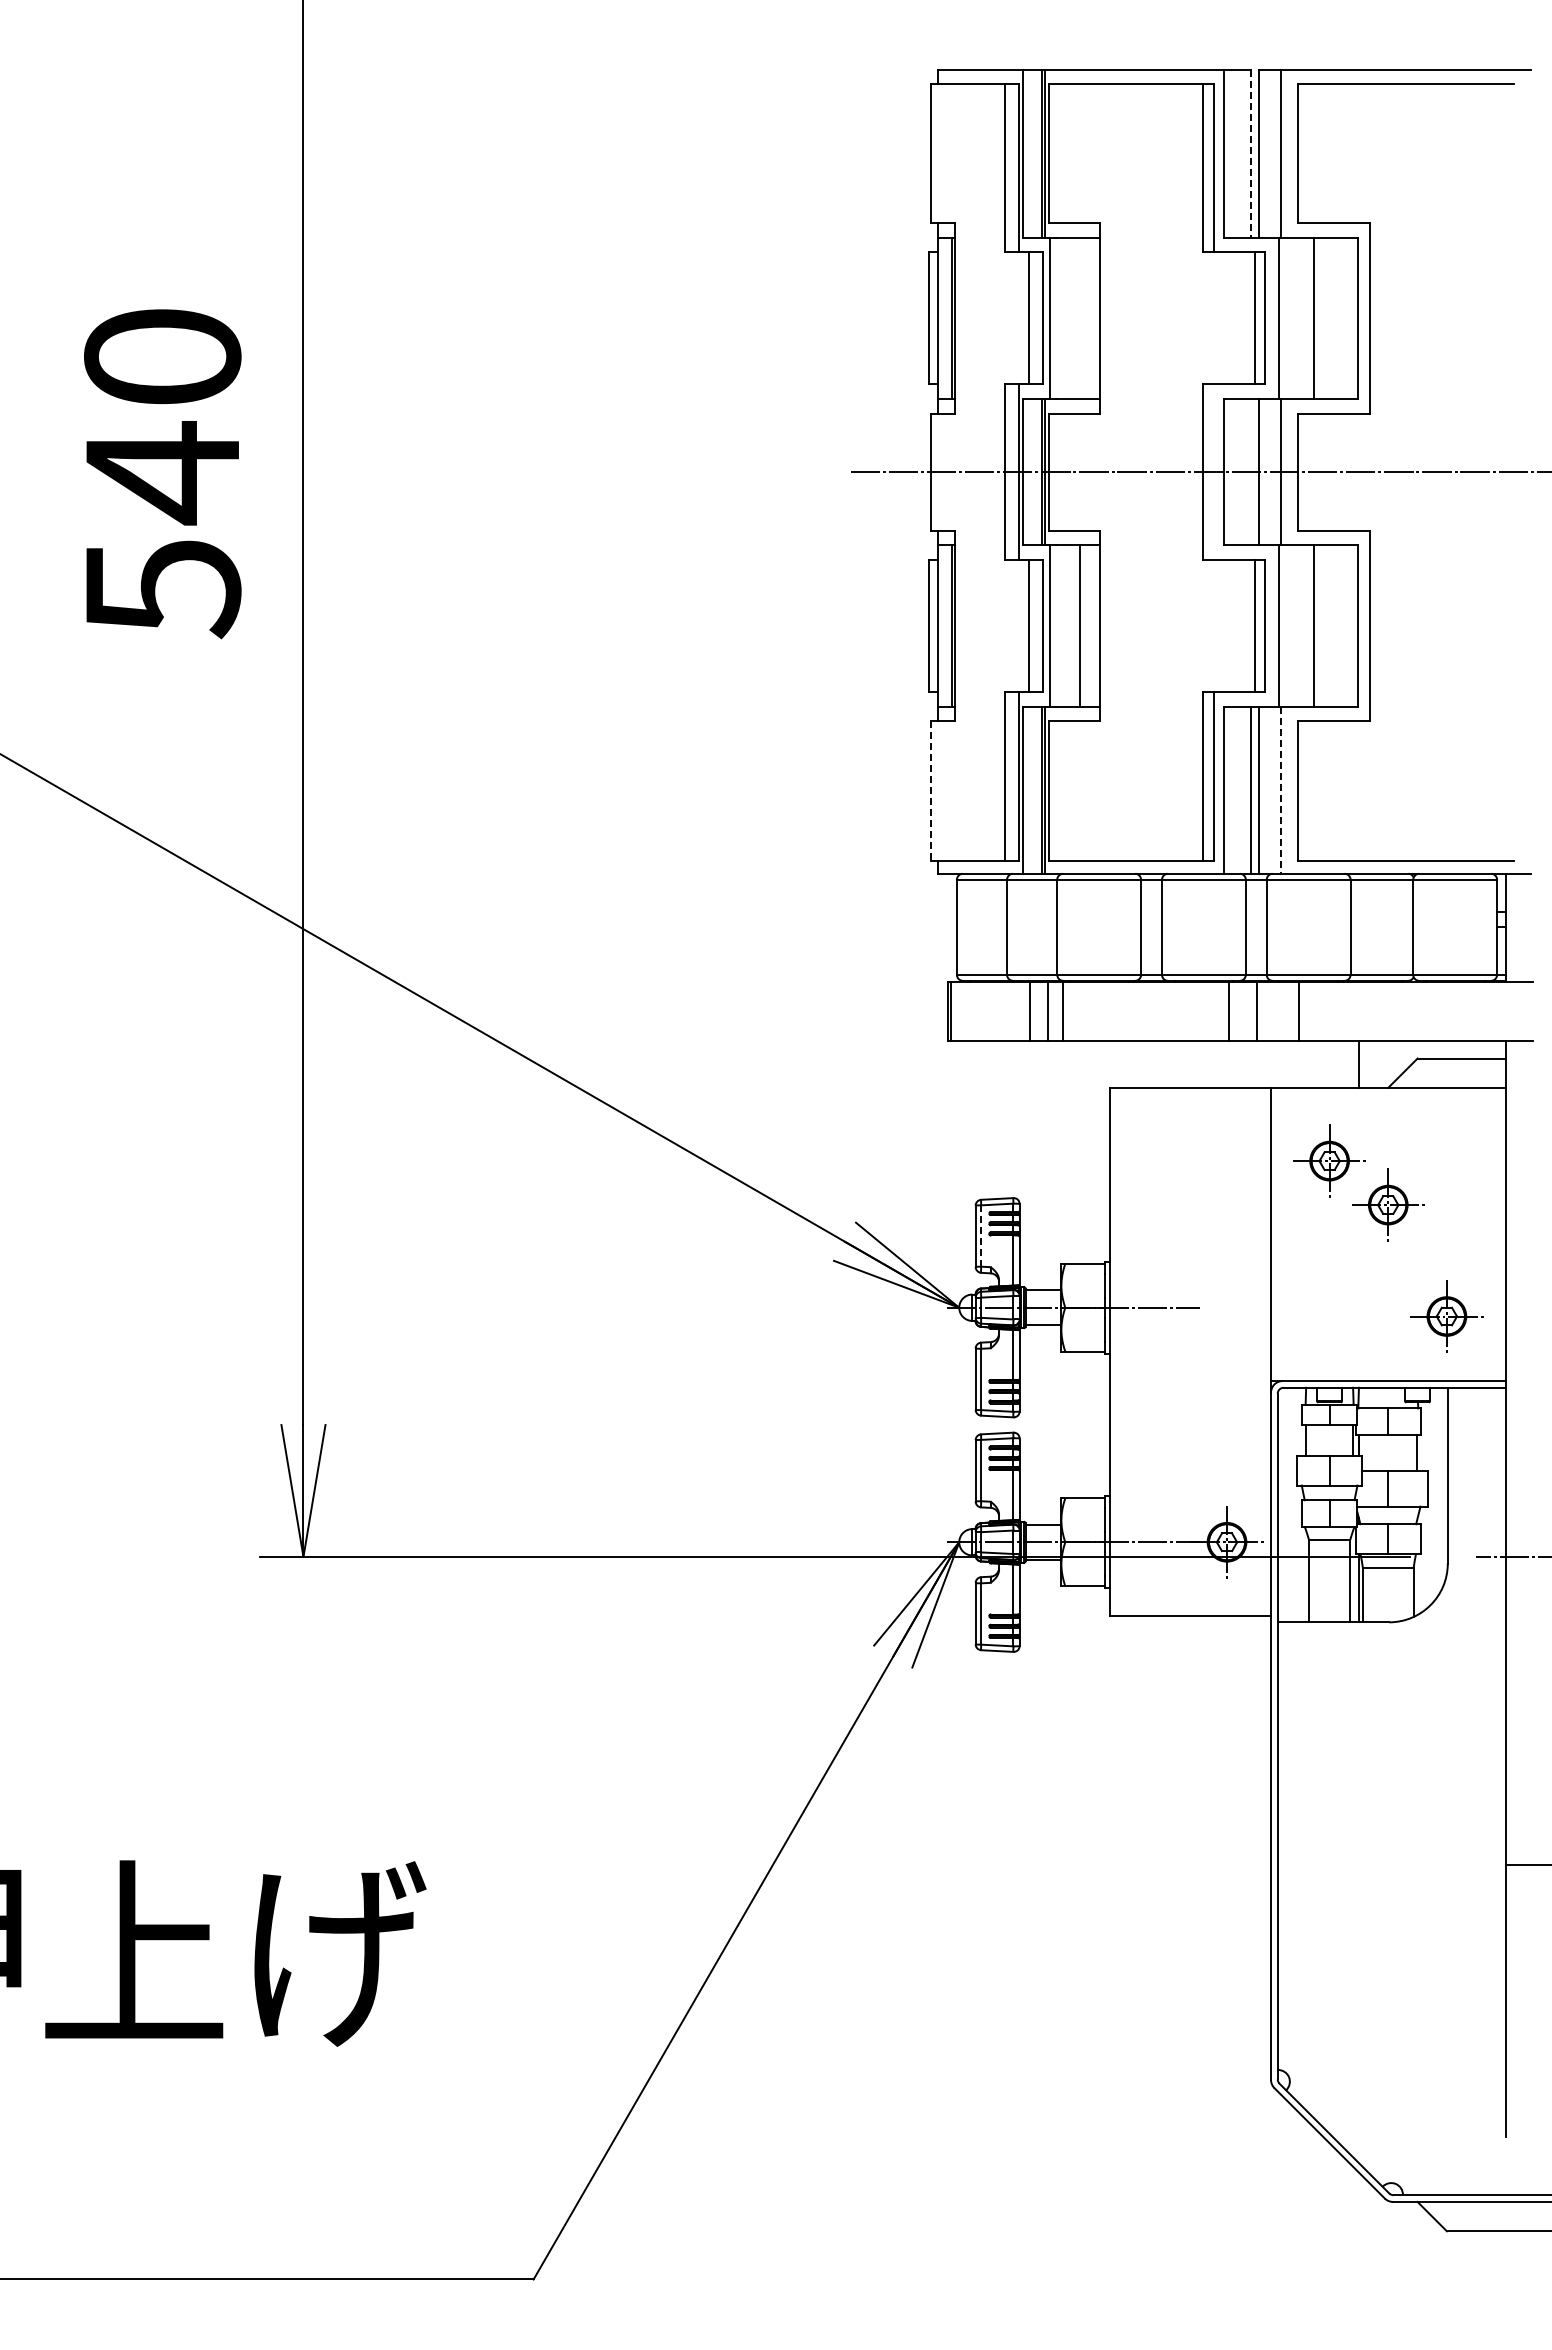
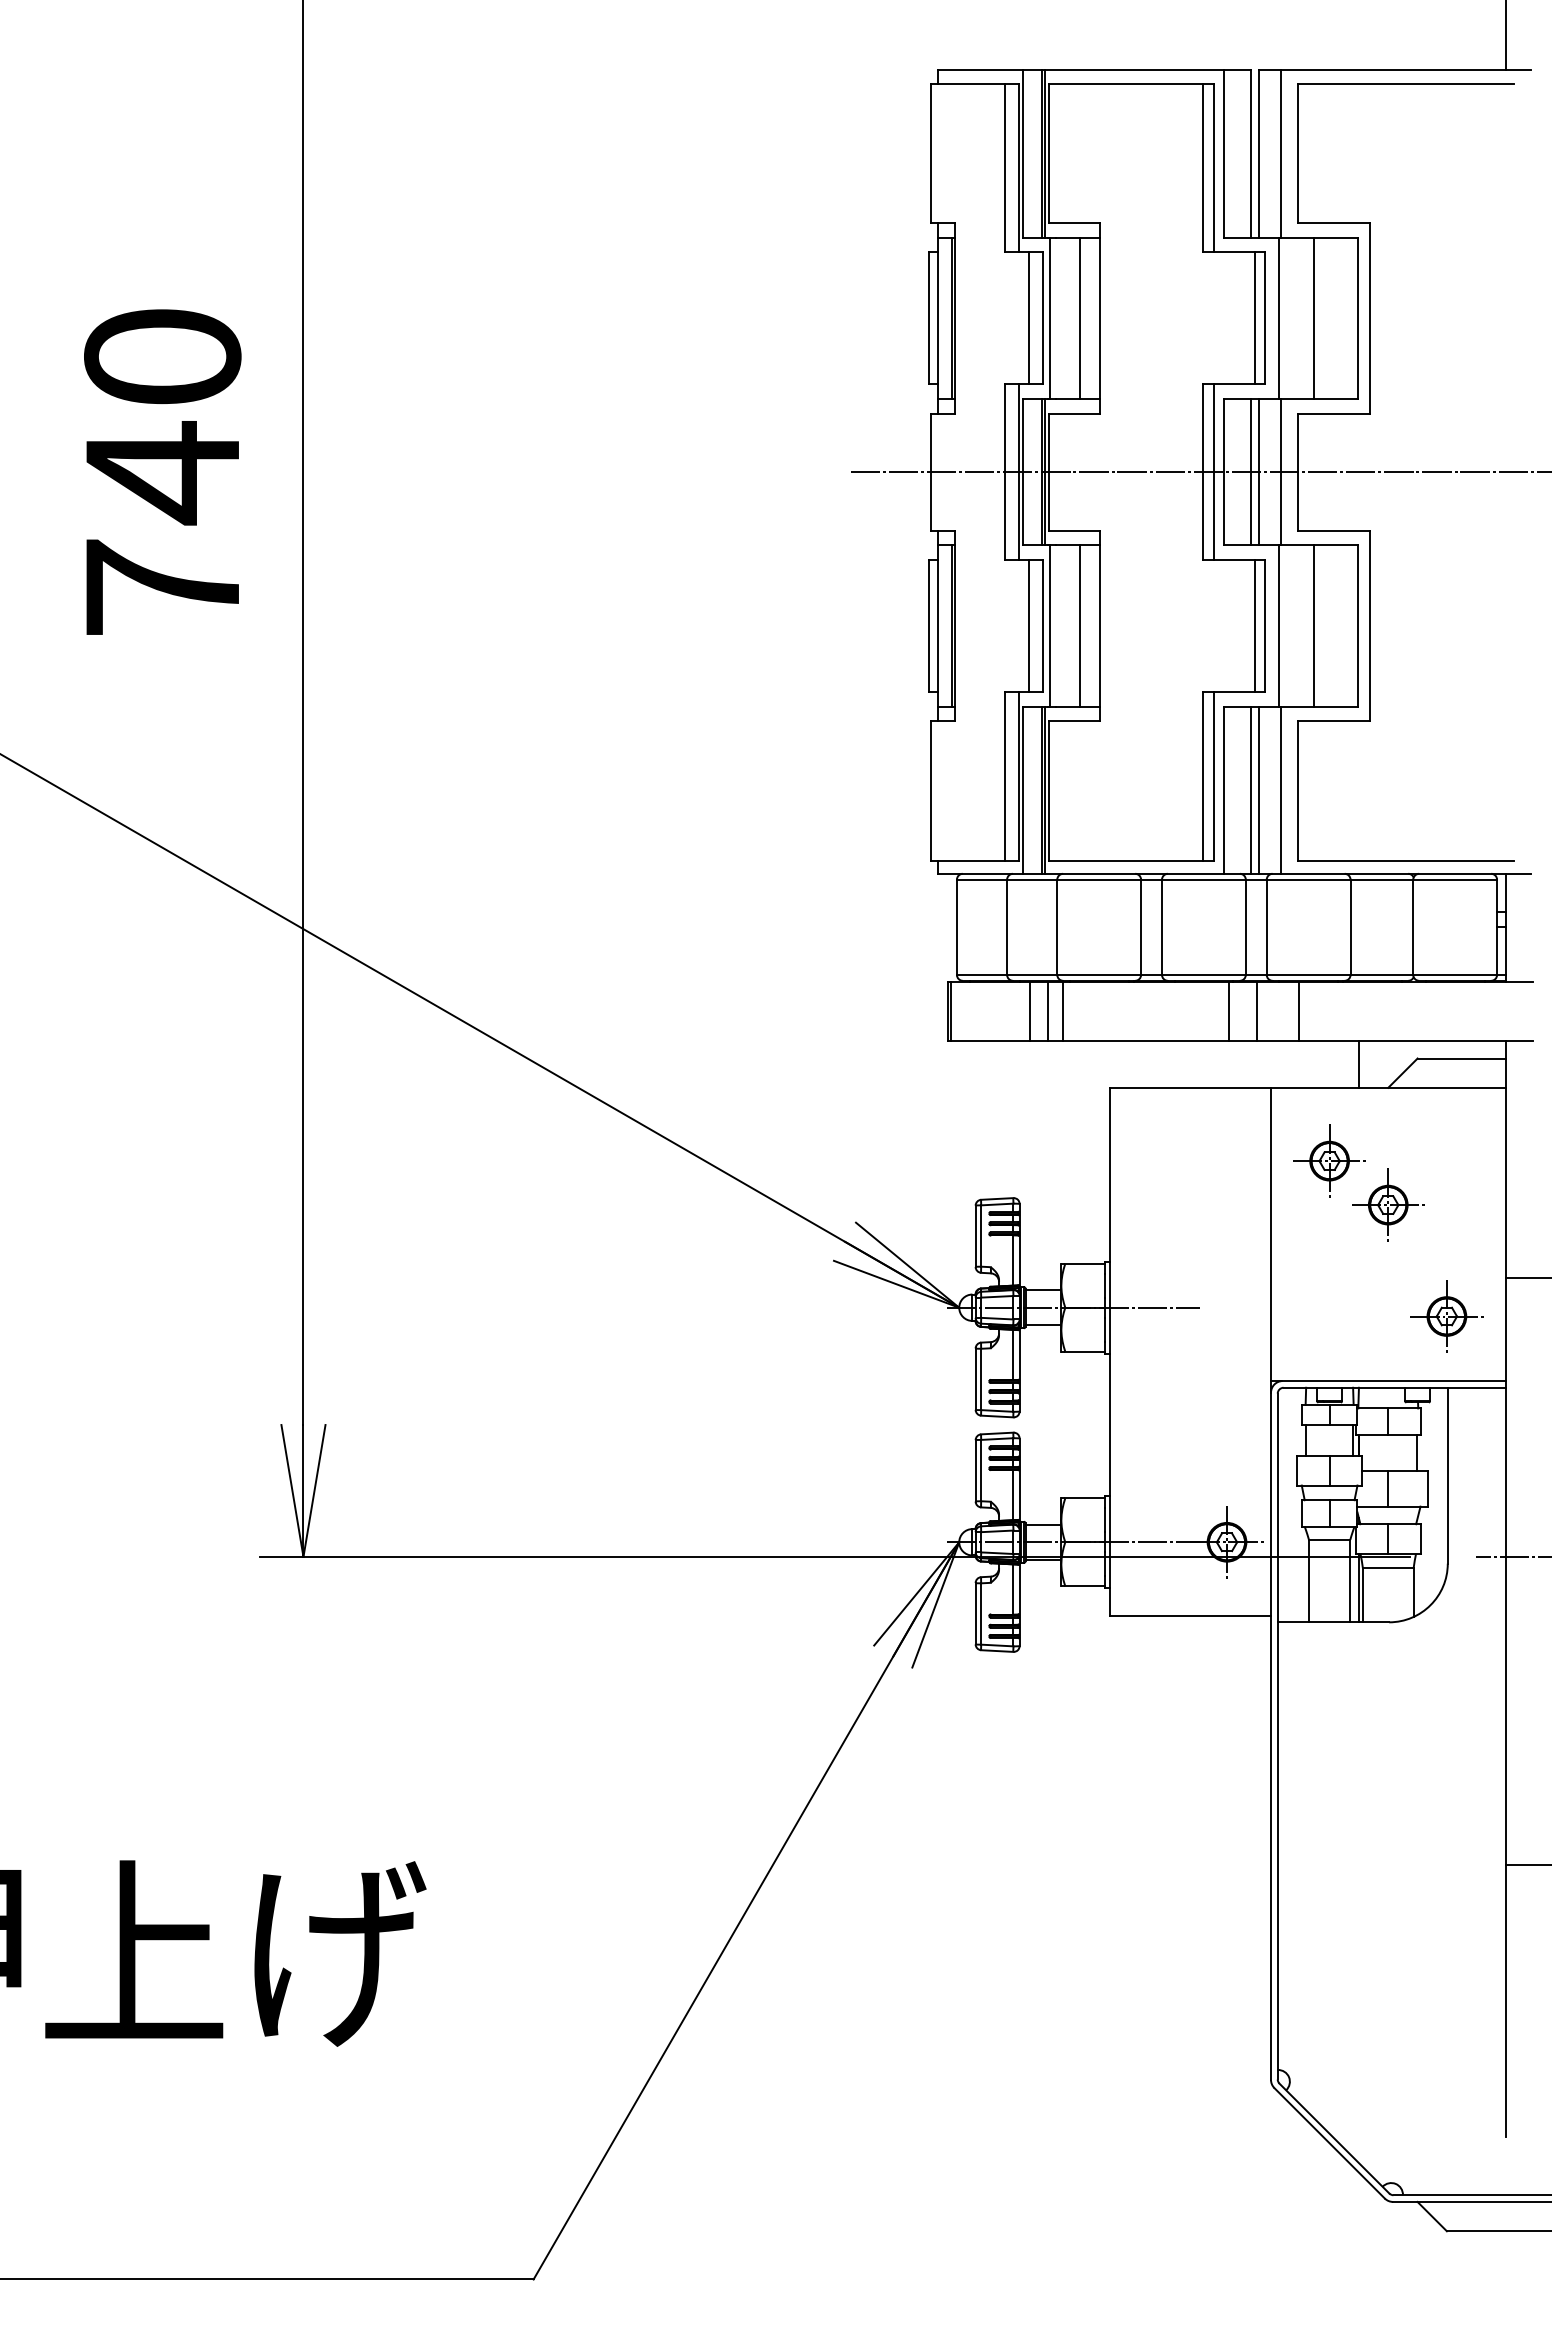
line: none -> present (1505, 36)
line: dashed -> solid (1251, 154)
line: none -> present (1079, 317)
line: none -> present (1251, 471)
line: none -> present (1213, 472)
text: 540 -> 740 (163, 589)
line: dashed -> solid (1280, 790)
line: dashed -> solid (930, 791)
line: dashed -> solid (981, 1236)
line: none -> present (1526, 1278)
